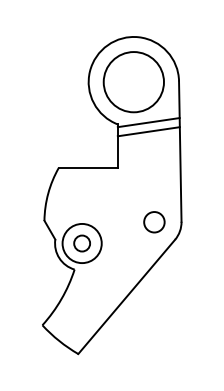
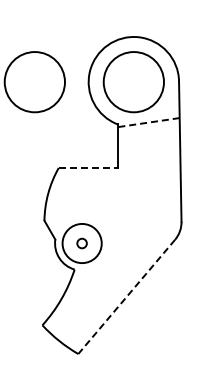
circle: none -> present (34, 82)
line: solid -> dashed (148, 122)
line: present -> none (148, 131)
line: solid -> dashed (88, 168)
circle: present -> none (154, 222)
circle size: 18x19 px -> 12x13 px (81, 243)
line: solid -> dashed (126, 296)
